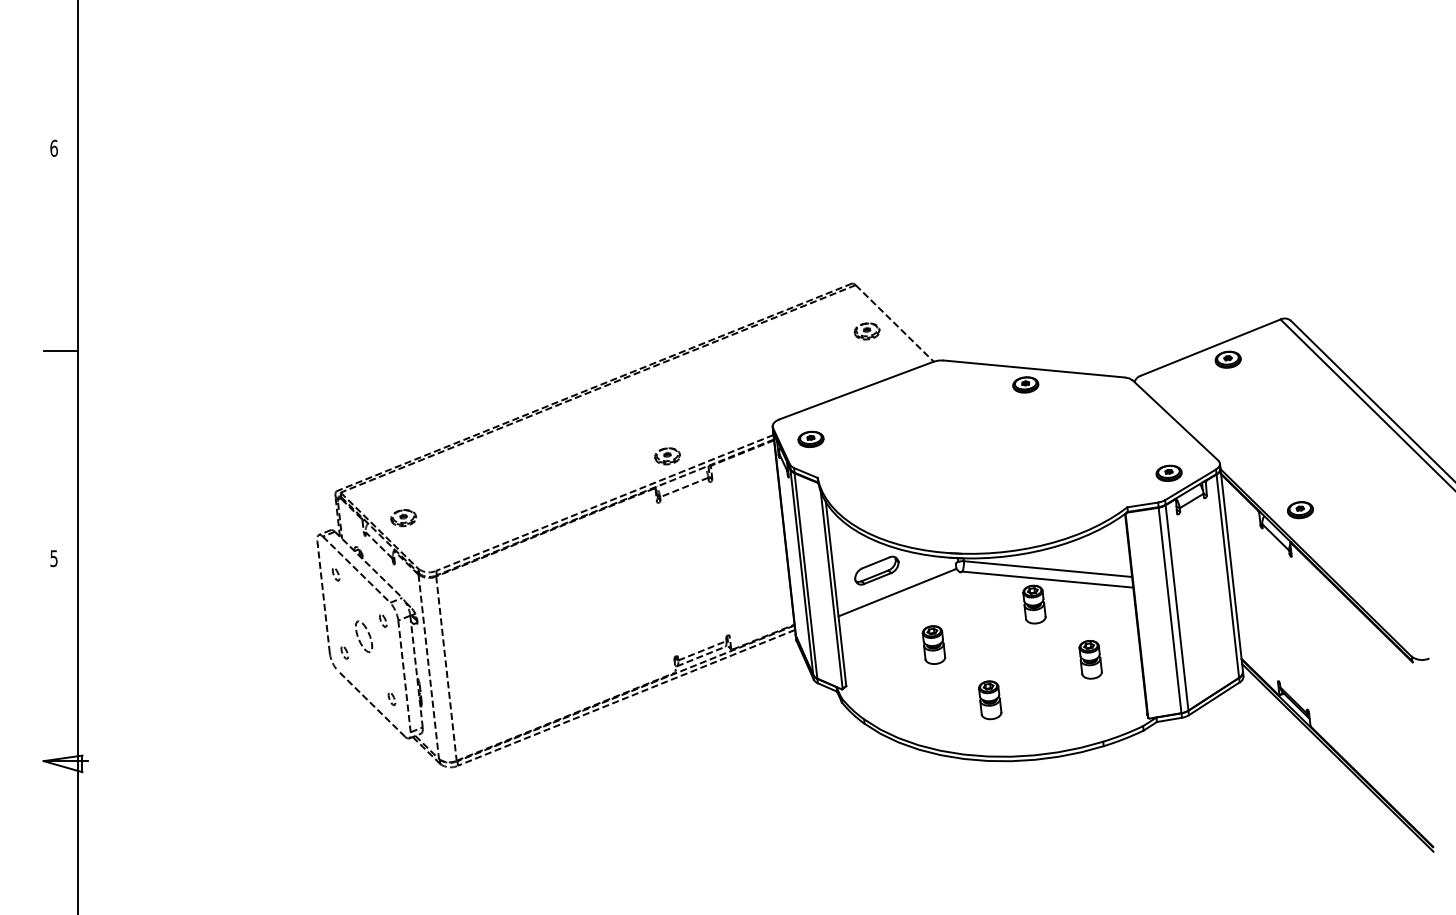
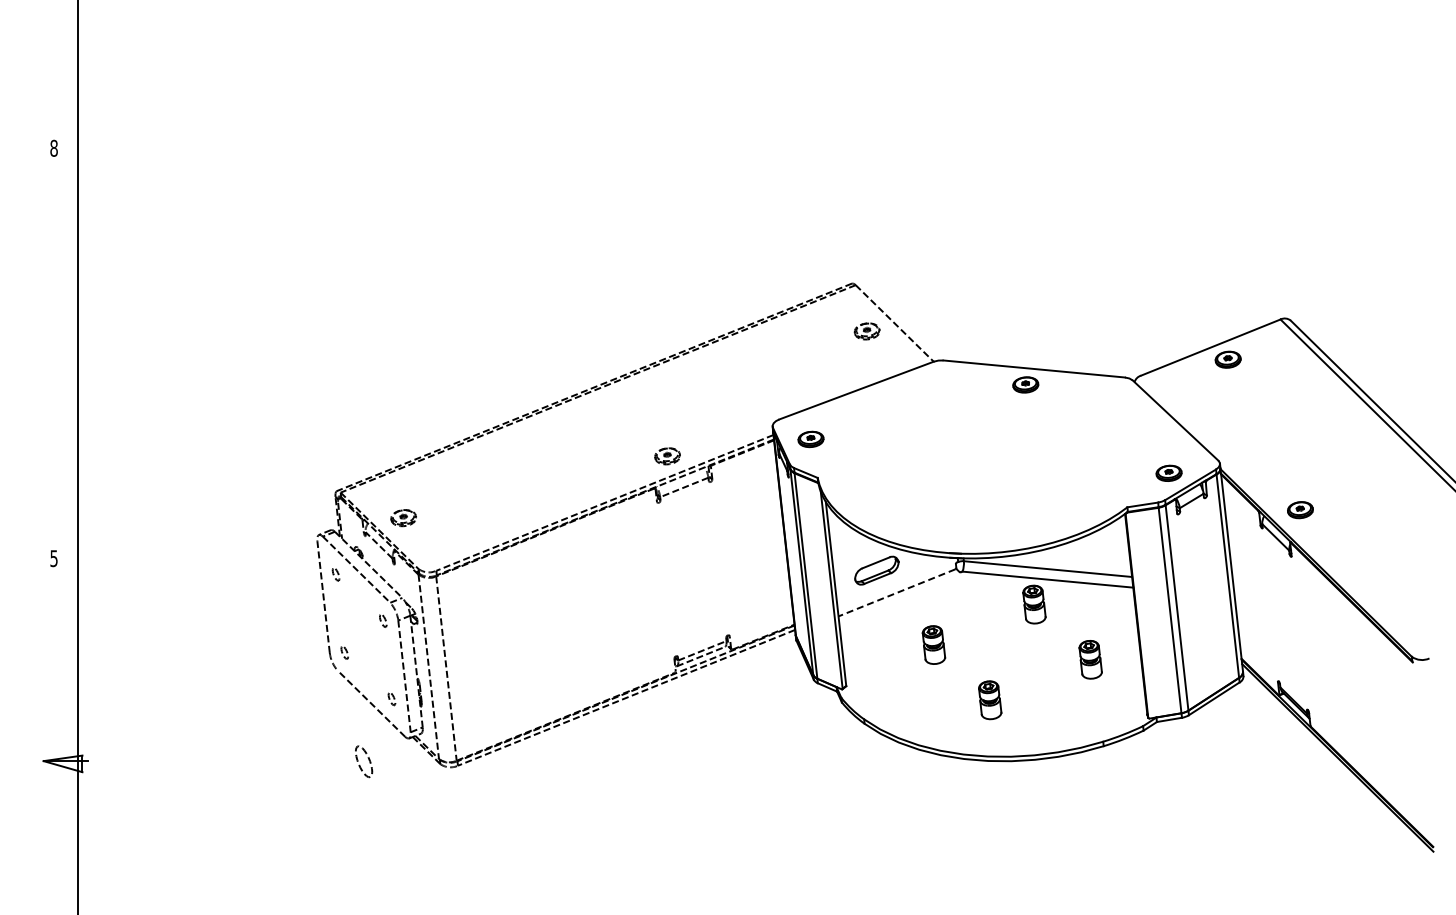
text: 6 -> 8 (53, 147)
line: present -> none (59, 350)
line: solid -> dashed (896, 592)
part position: (364, 636) -> (364, 761) (364, 761)
